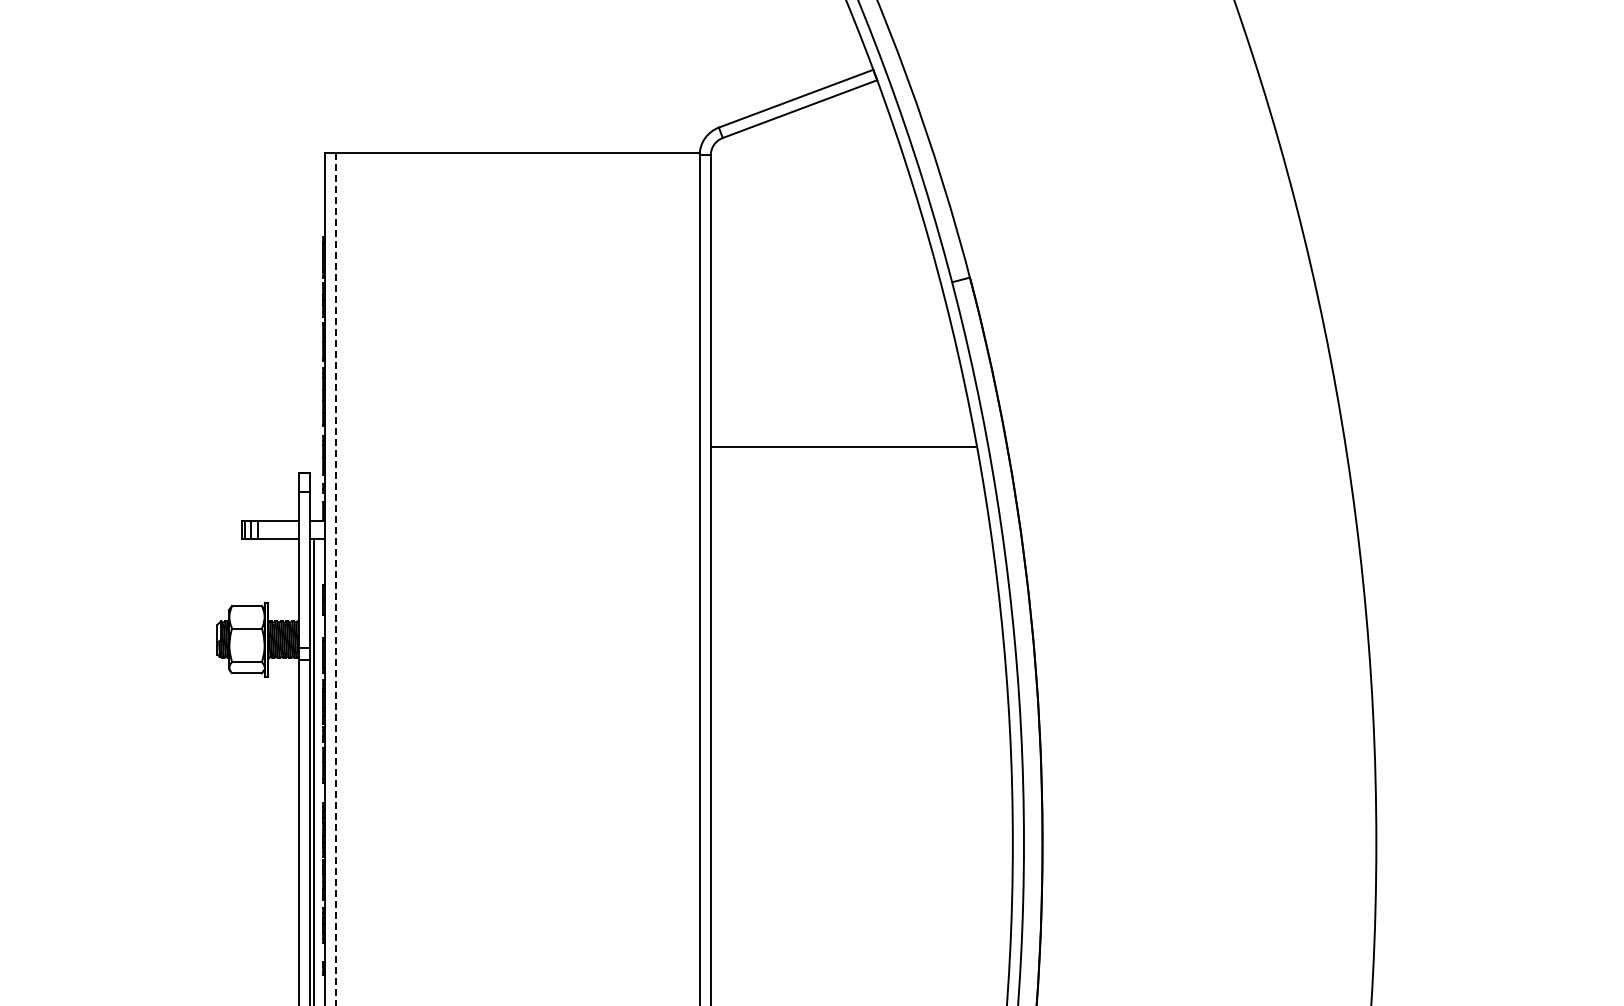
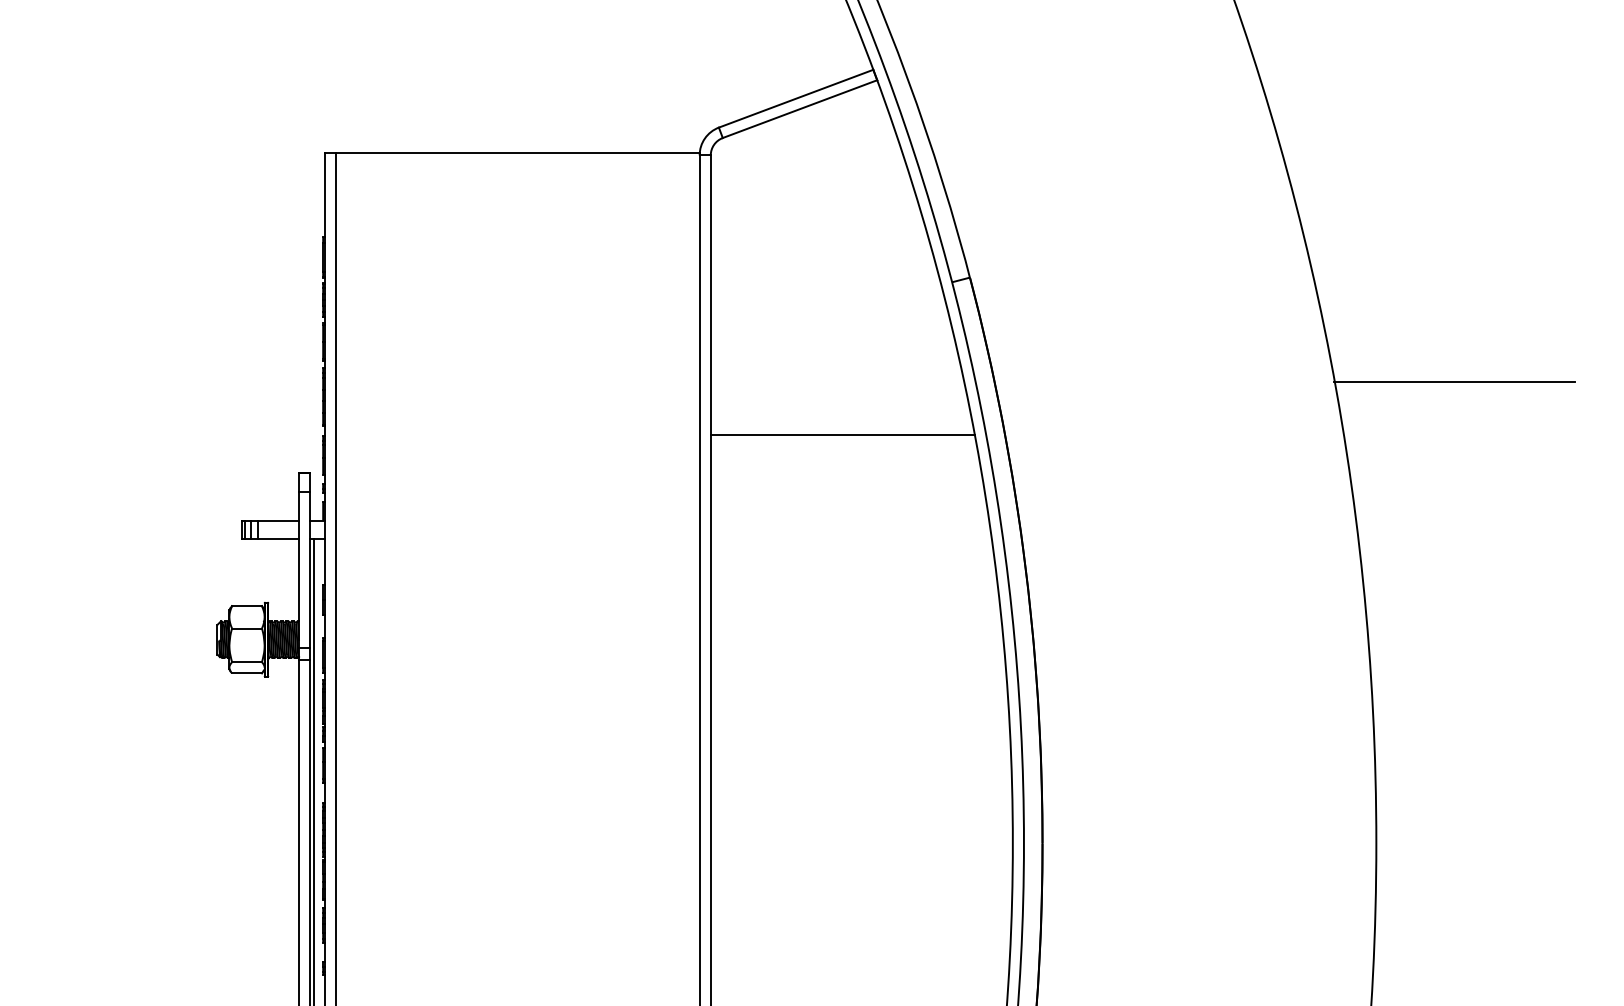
line: none -> present (1454, 381)
line position: (842, 447) -> (842, 435) (842, 435)
line: dashed -> solid (336, 579)
